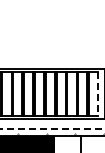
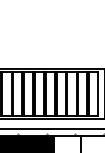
line: dashed -> solid (98, 93)
line: dashed -> solid (52, 129)
